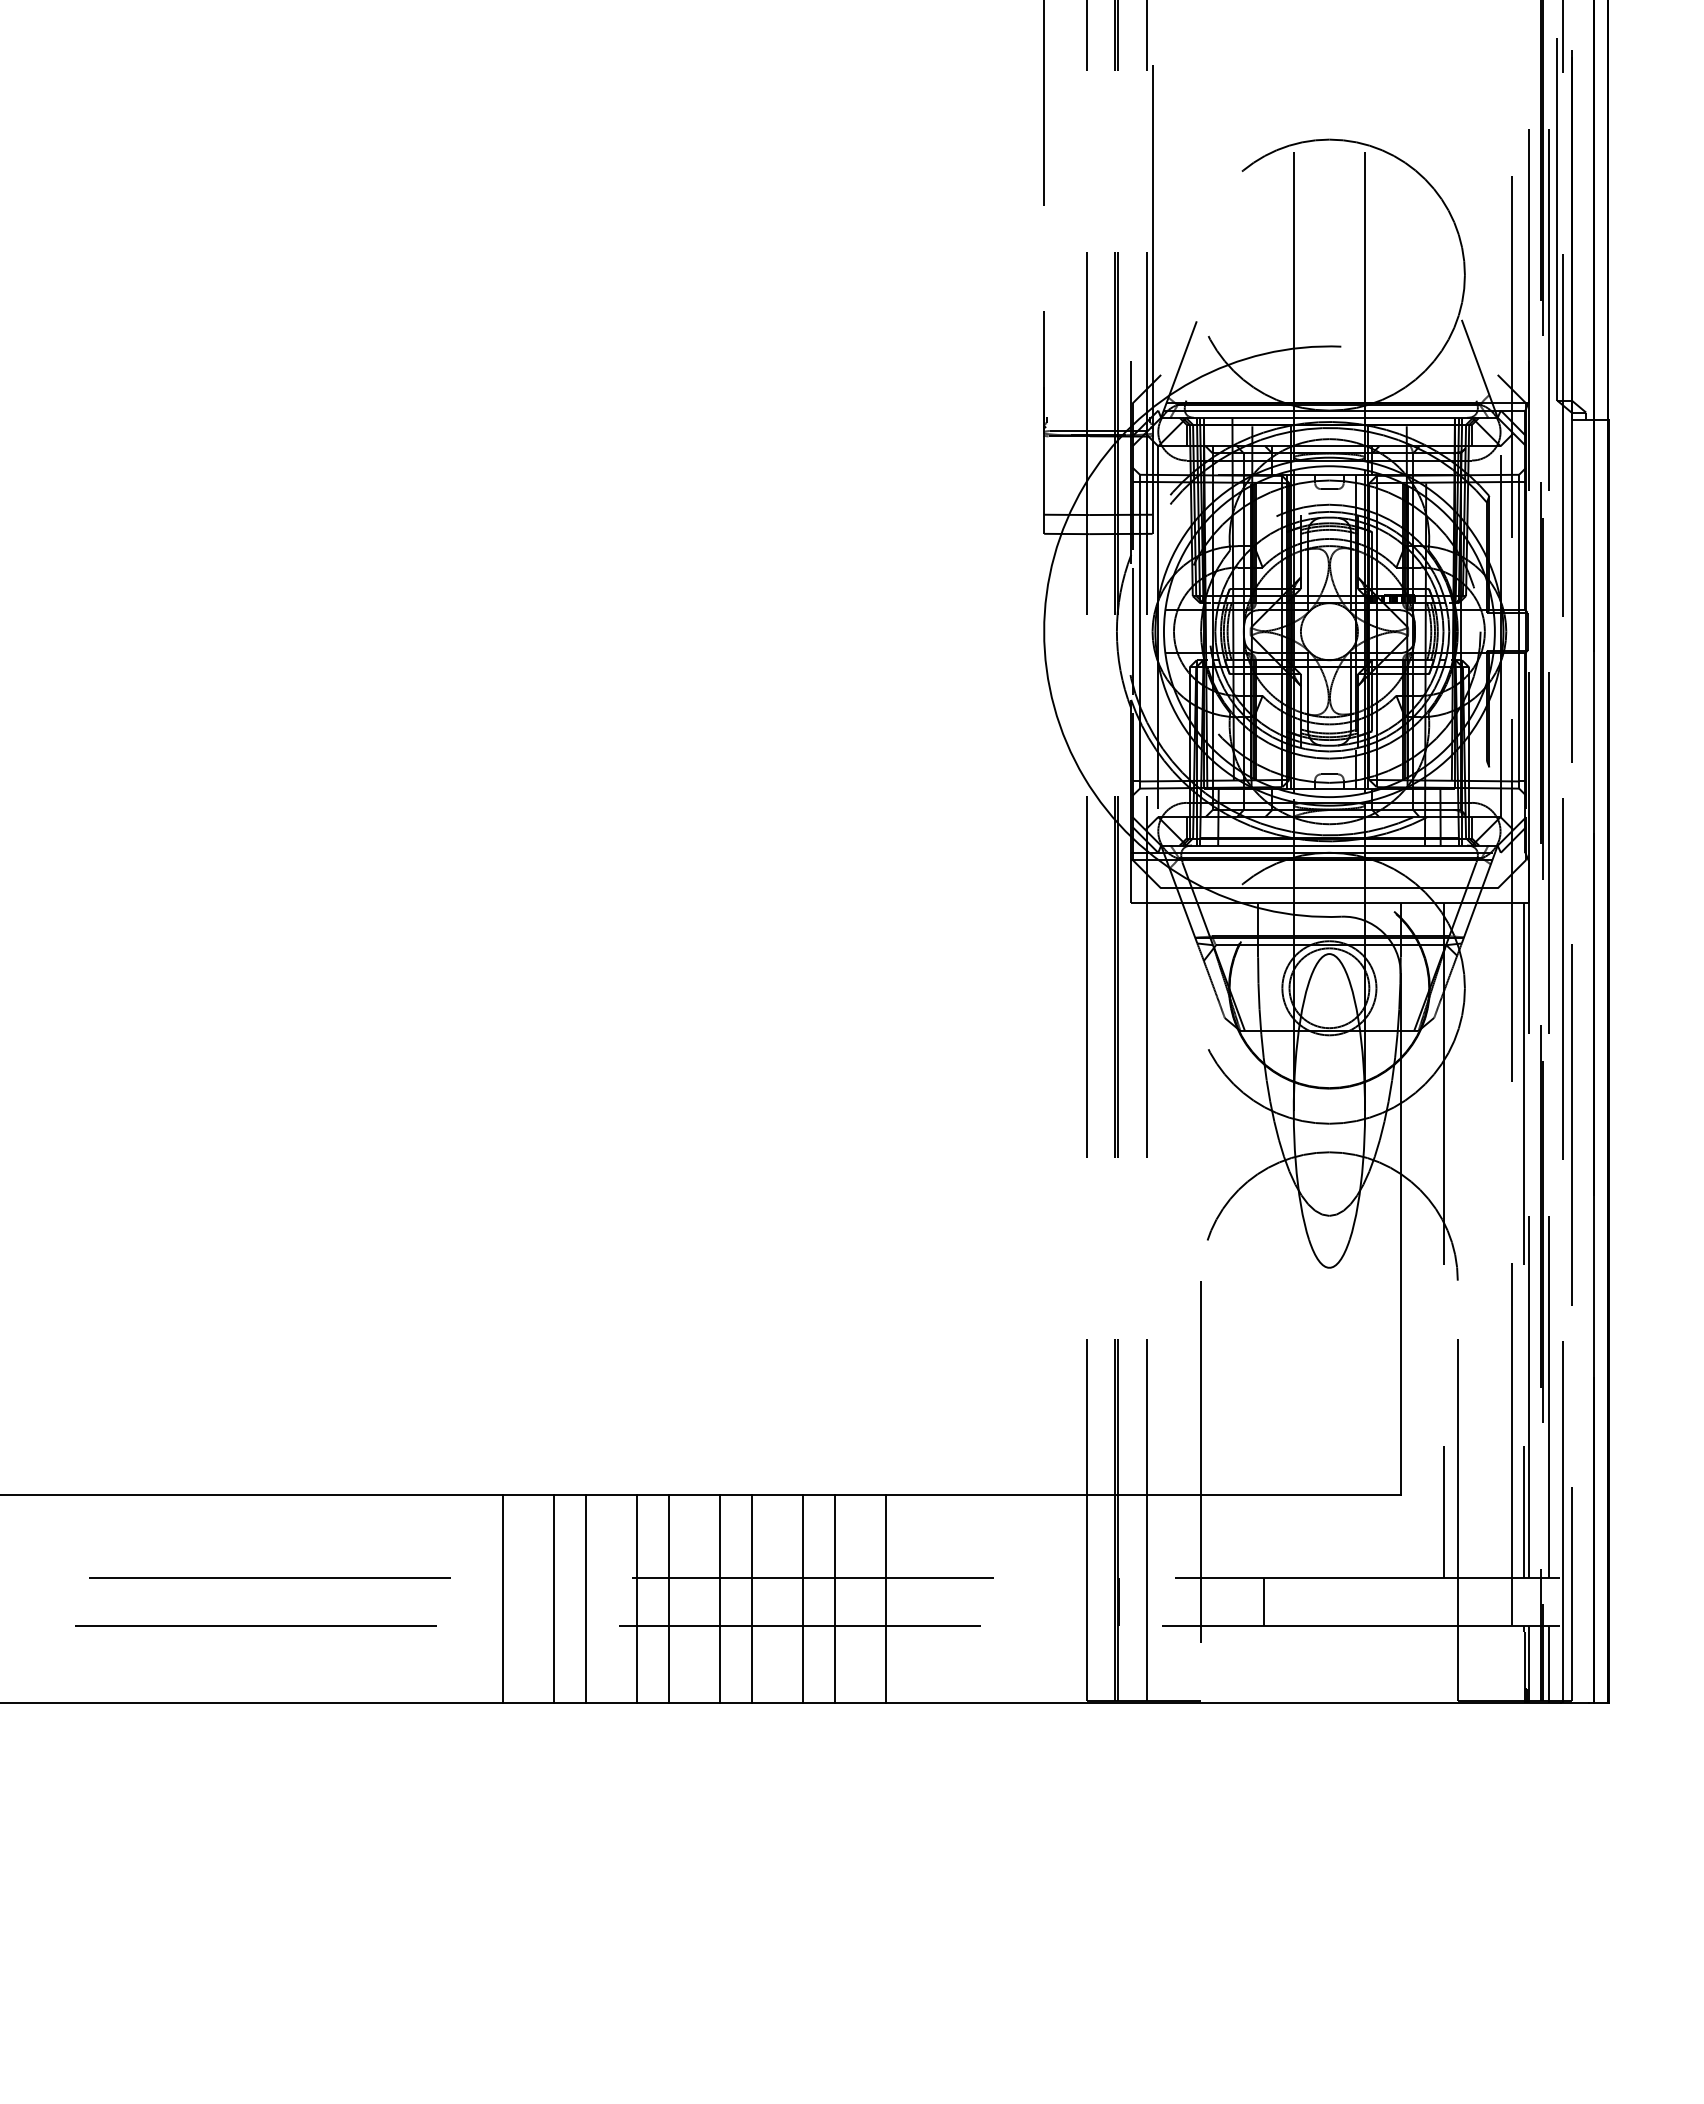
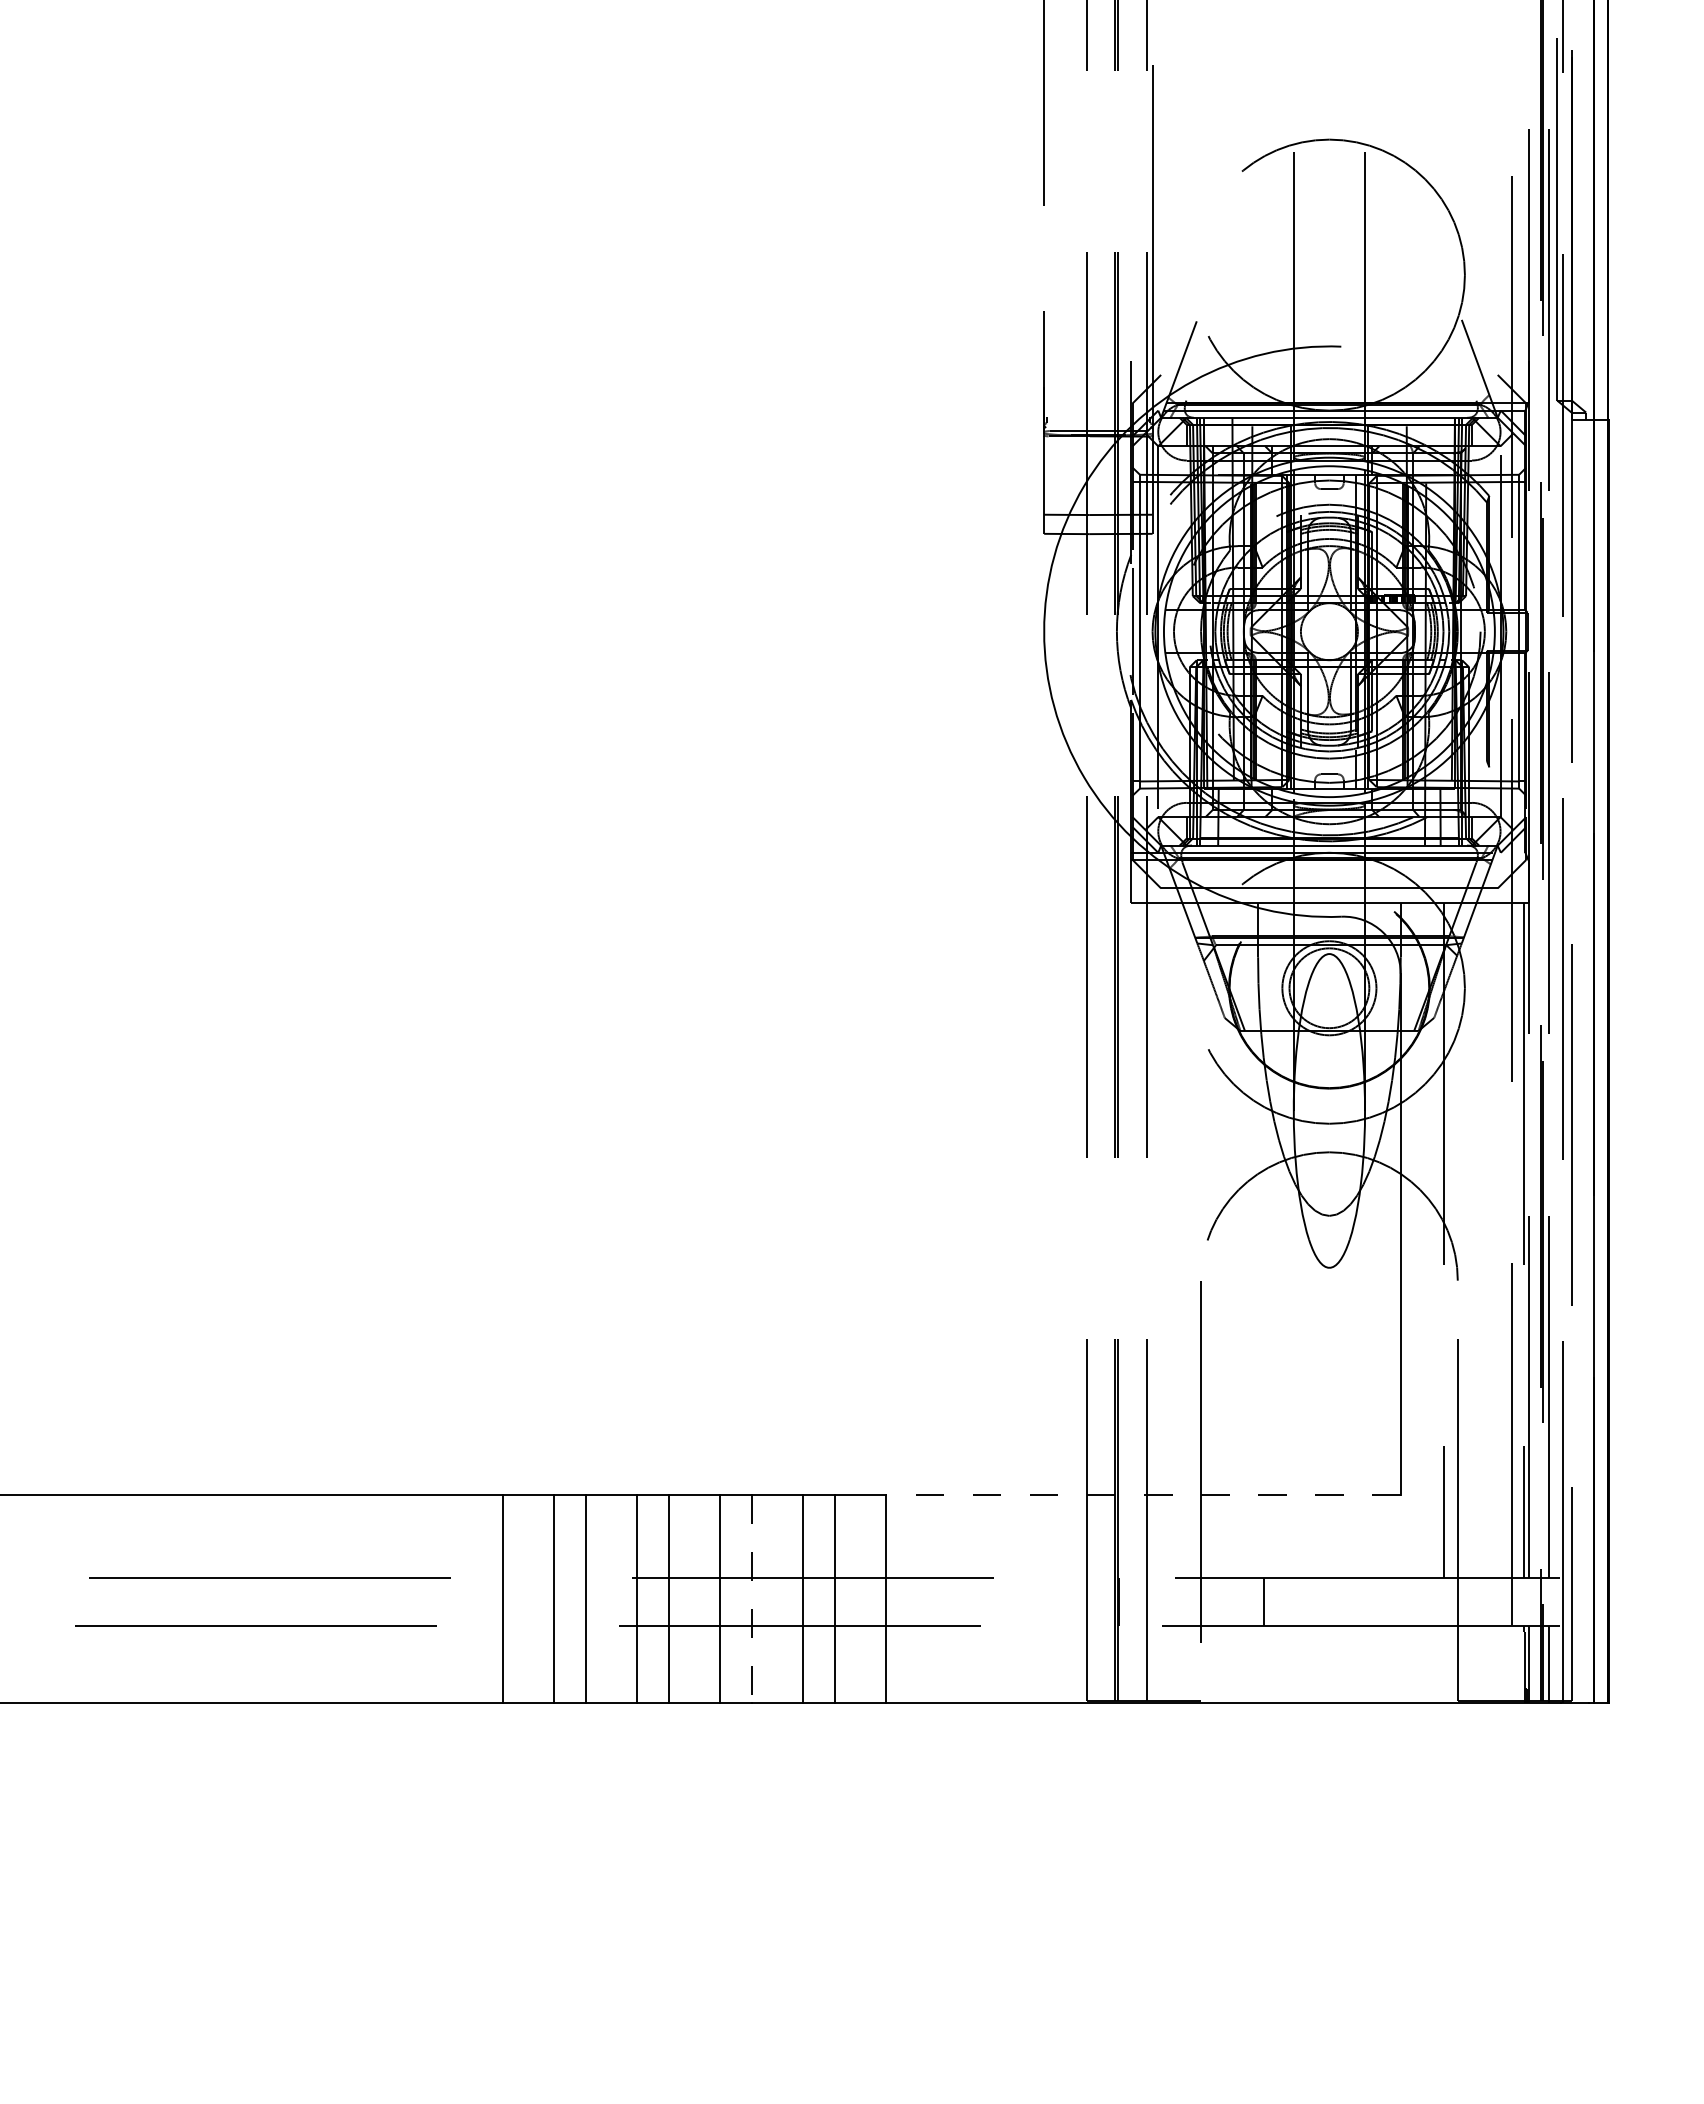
line: solid -> dashed (1143, 1495)
line: solid -> dashed (752, 1599)
